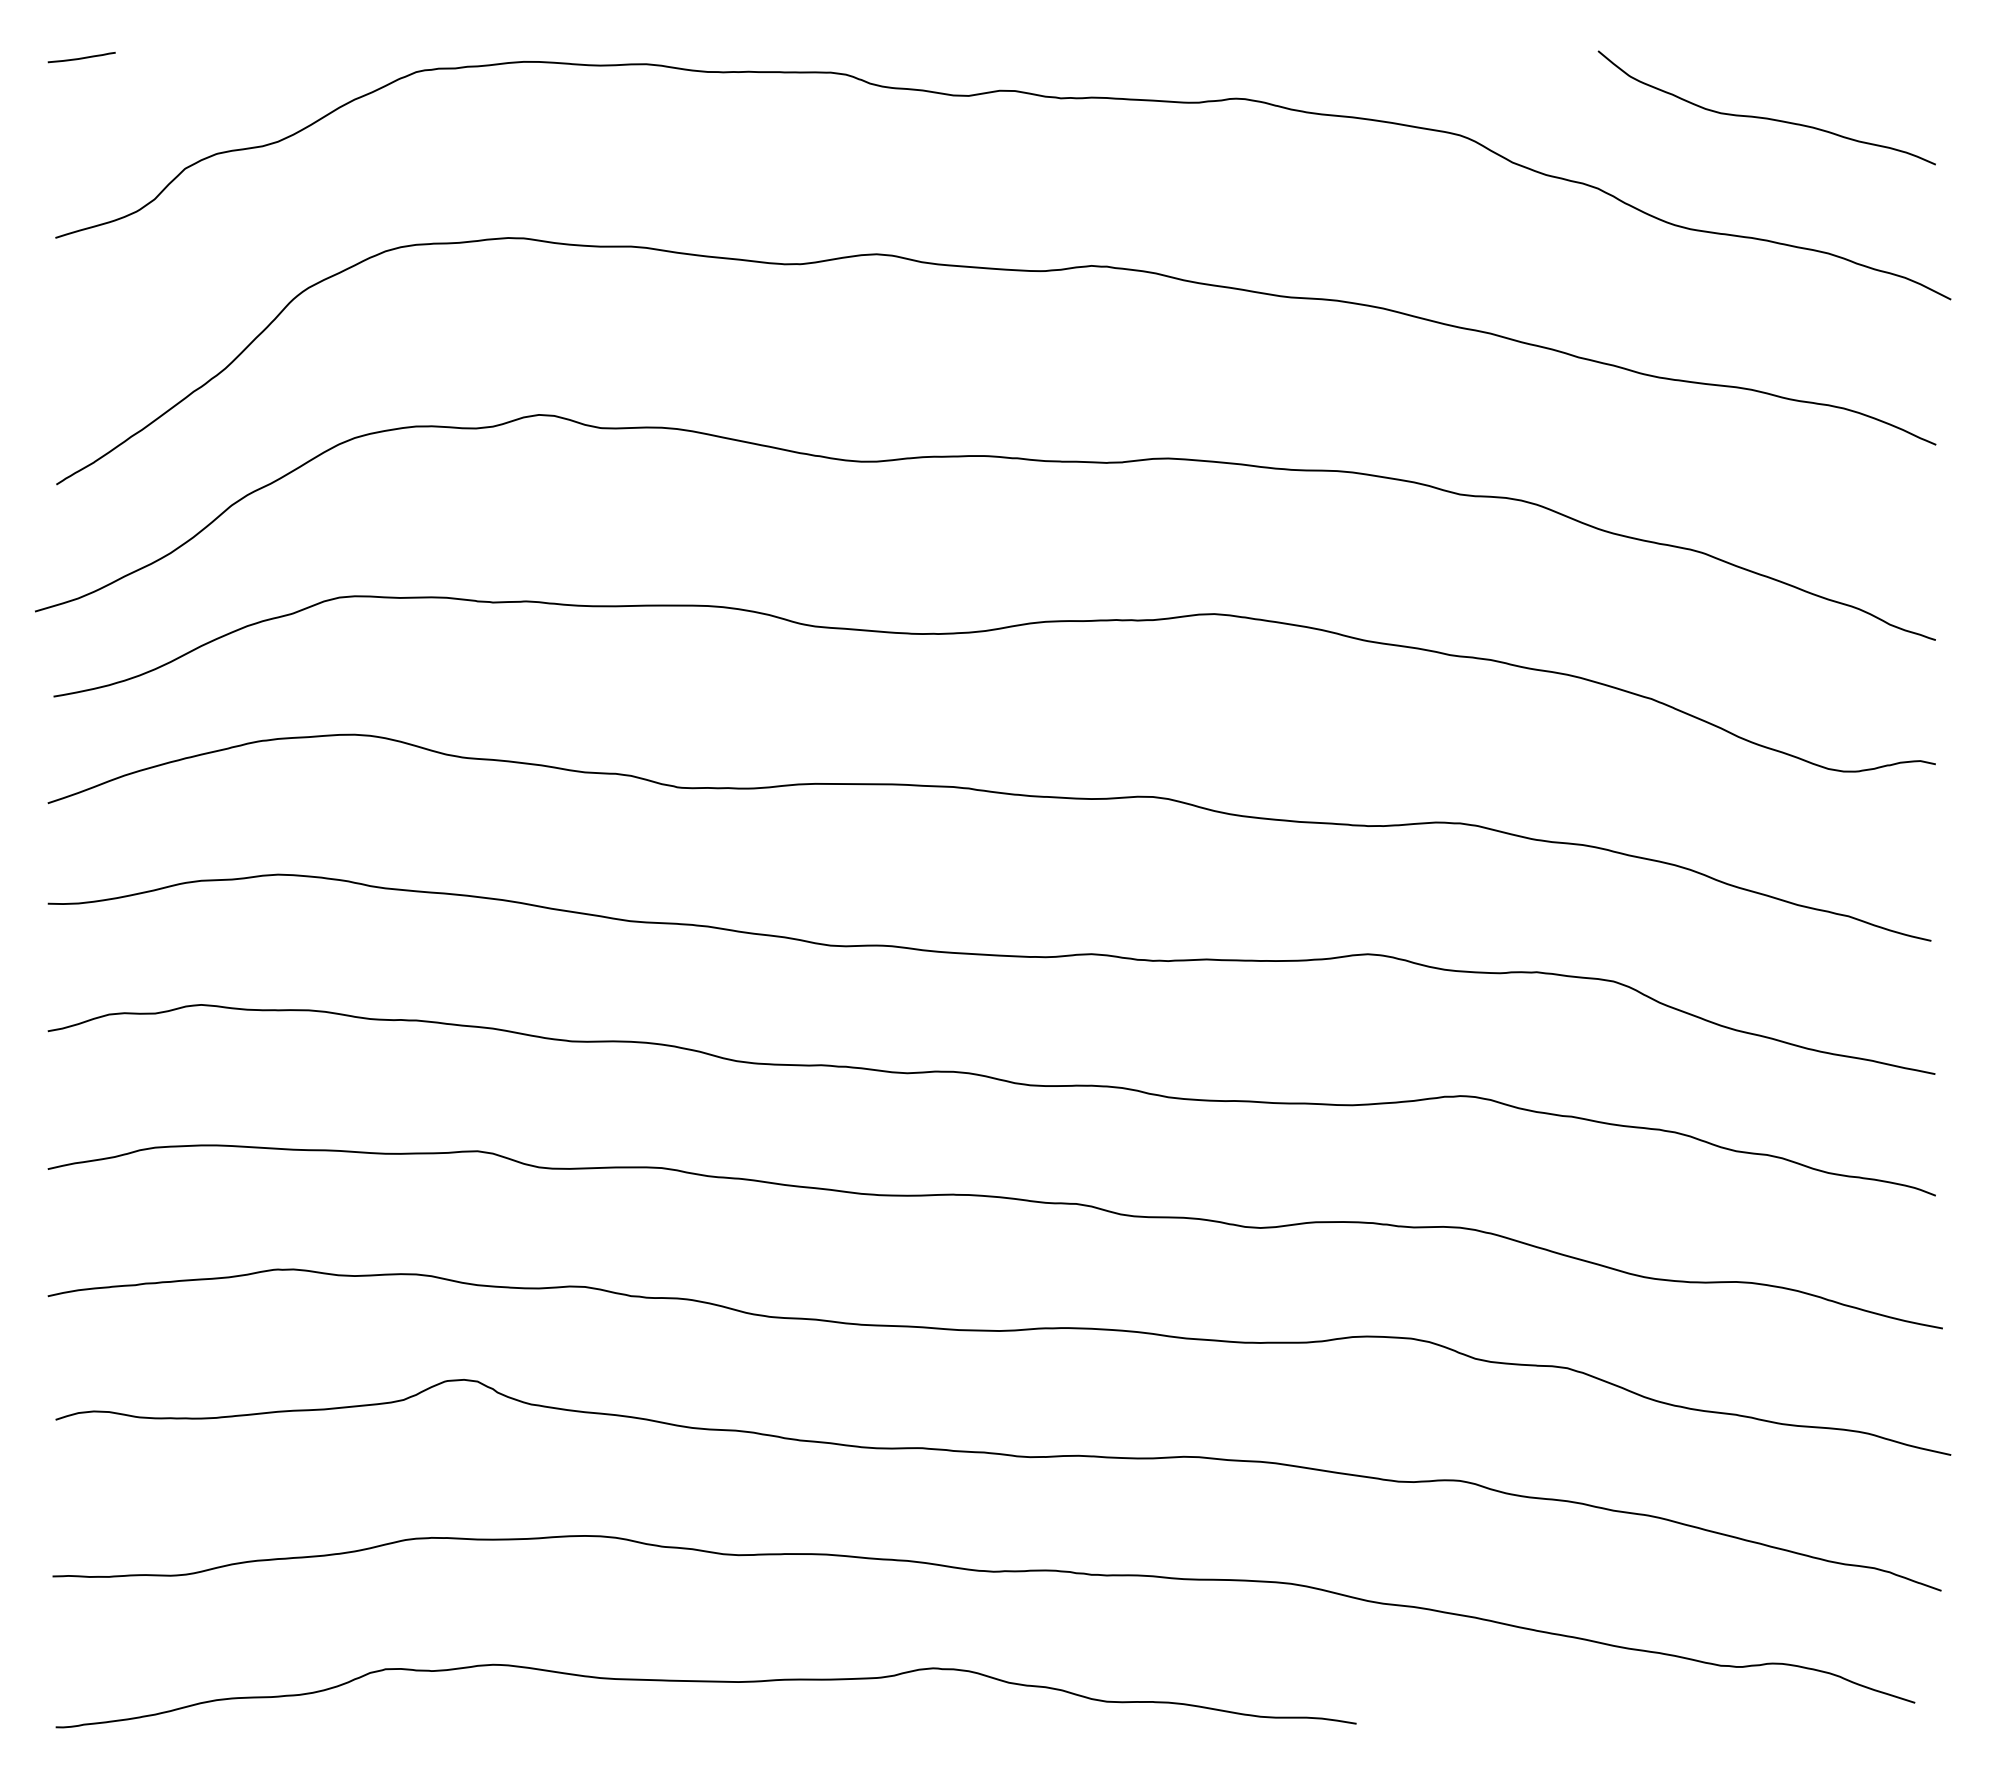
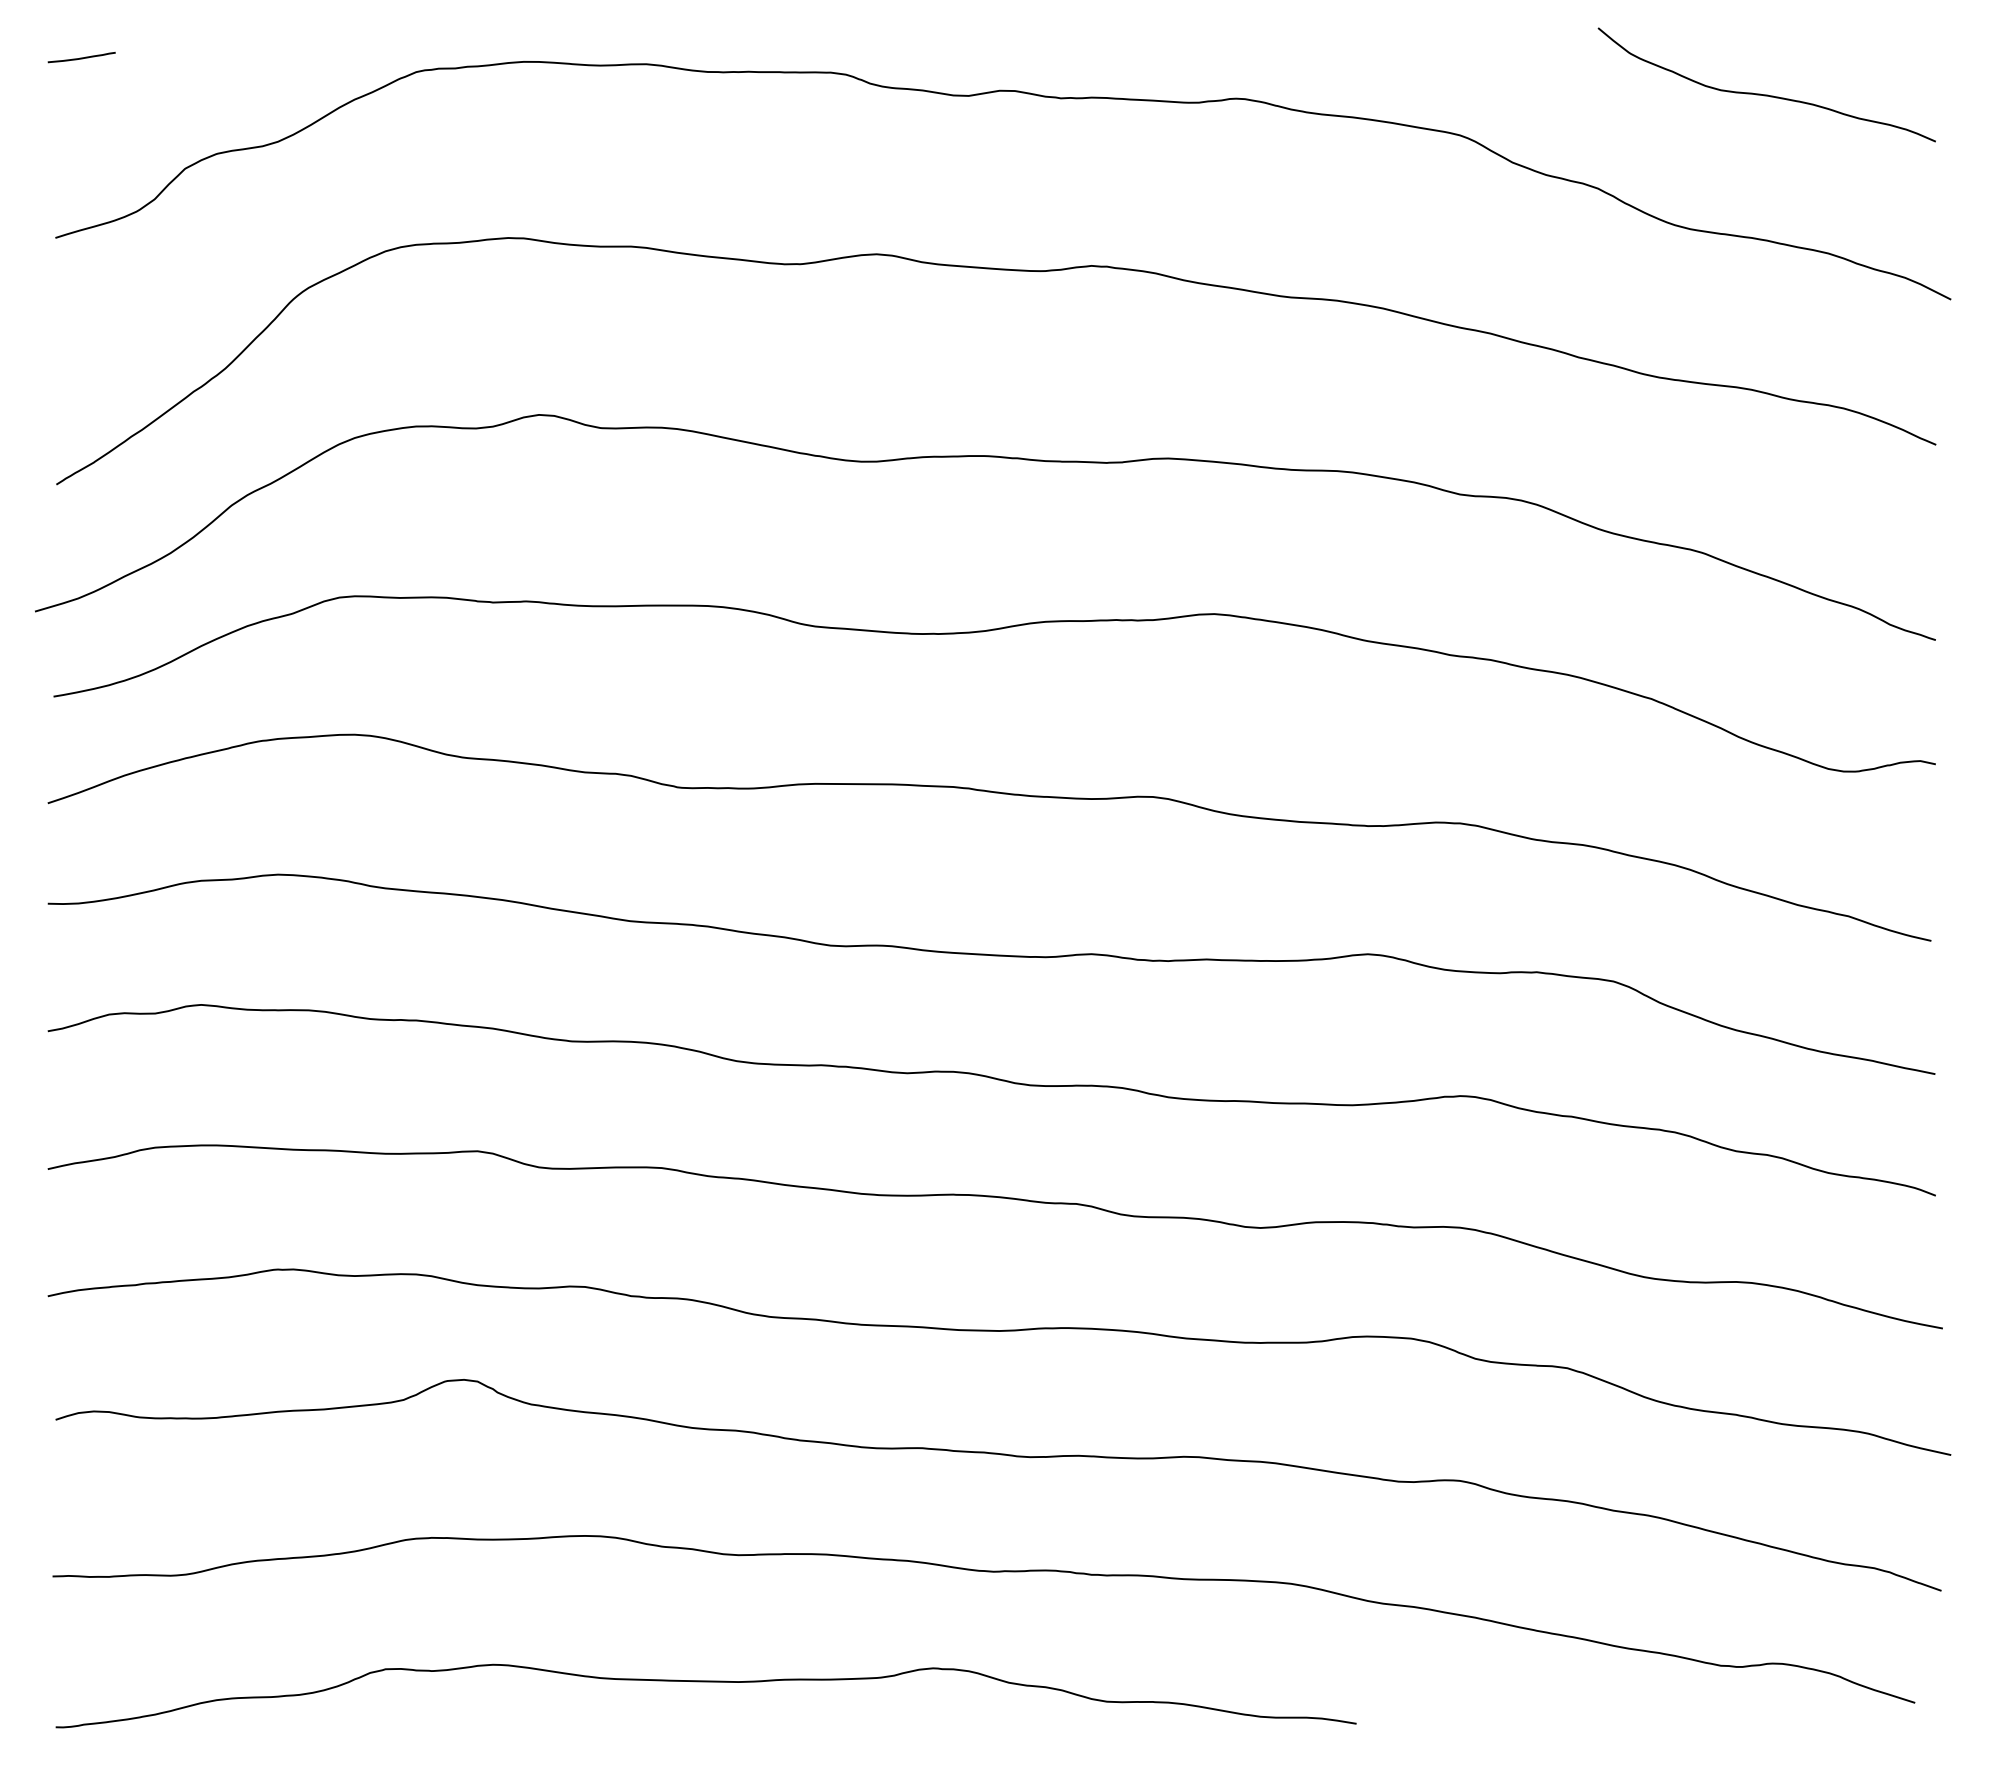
curve position: (1766, 117) -> (1766, 94) (1766, 94)
